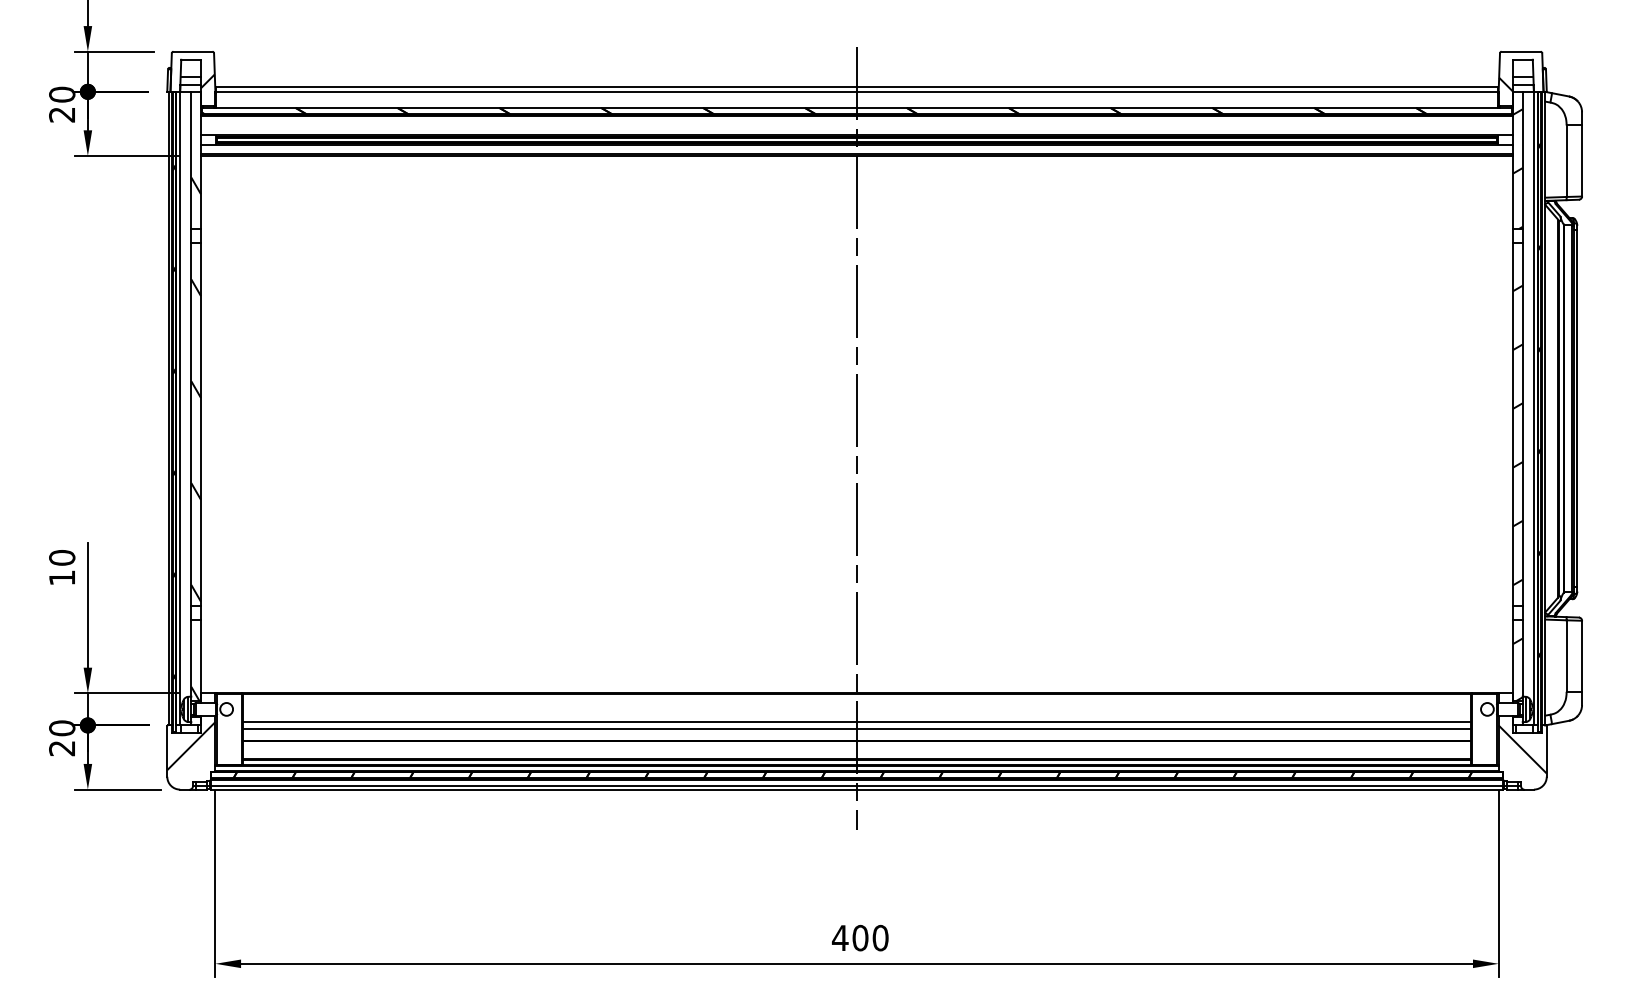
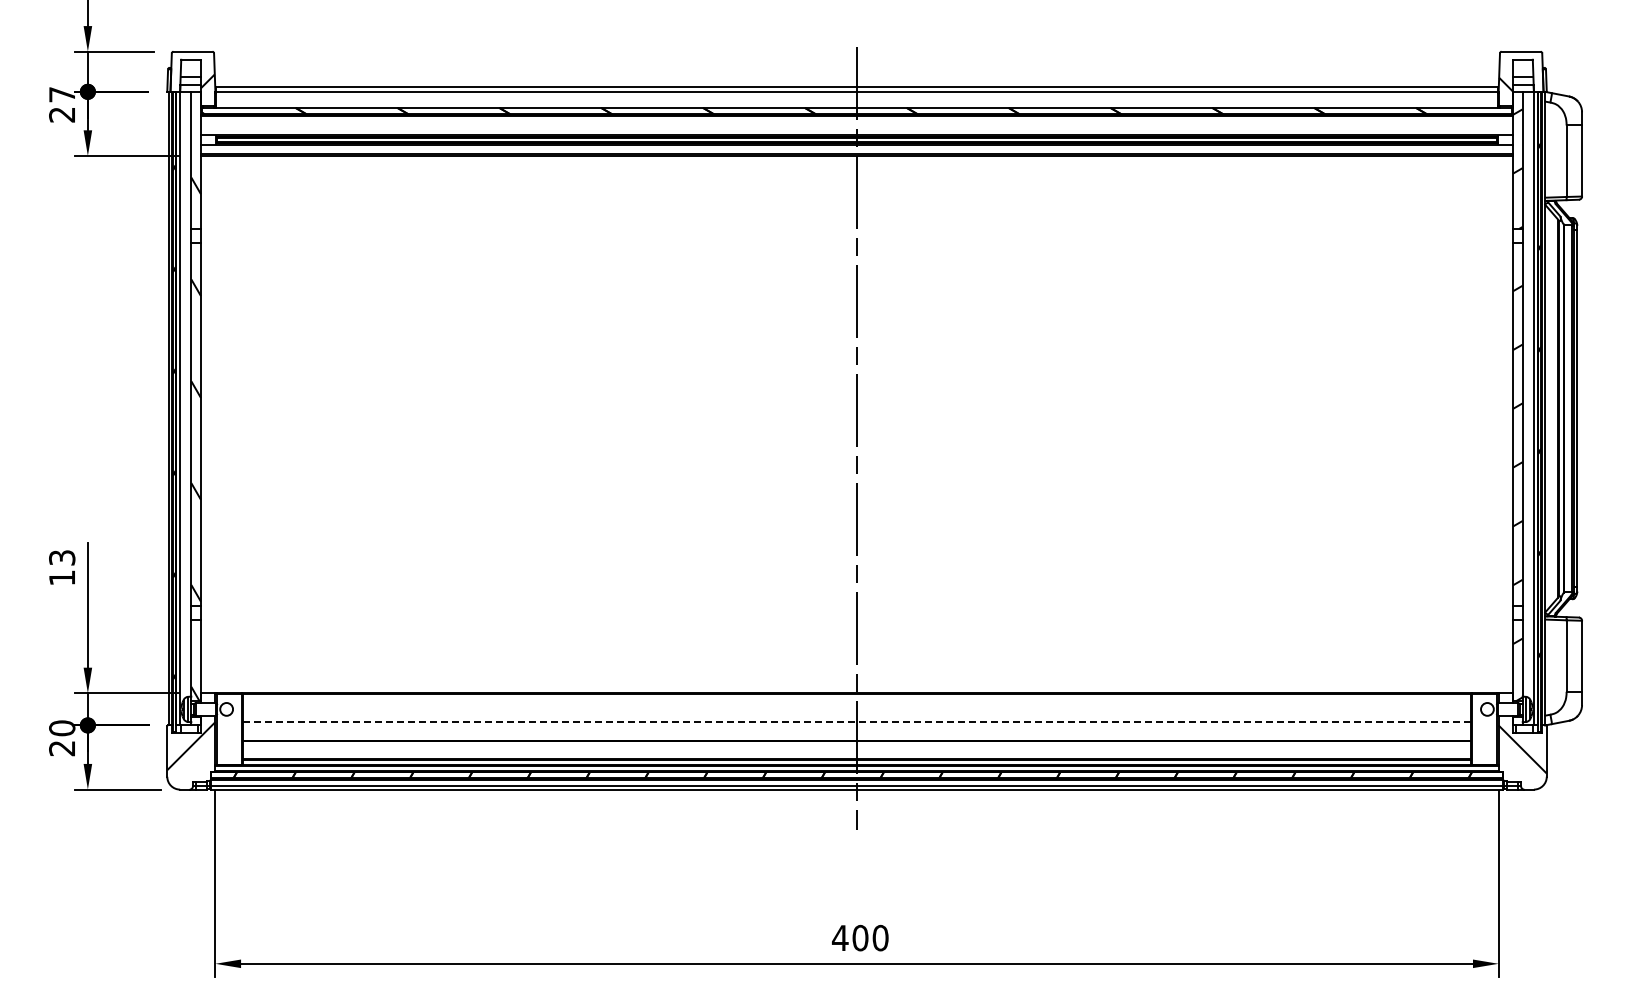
text: 20 -> 27 (62, 94)
text: 10 -> 13 (62, 557)
line: solid -> dashed (856, 722)
line: present -> none (856, 728)
